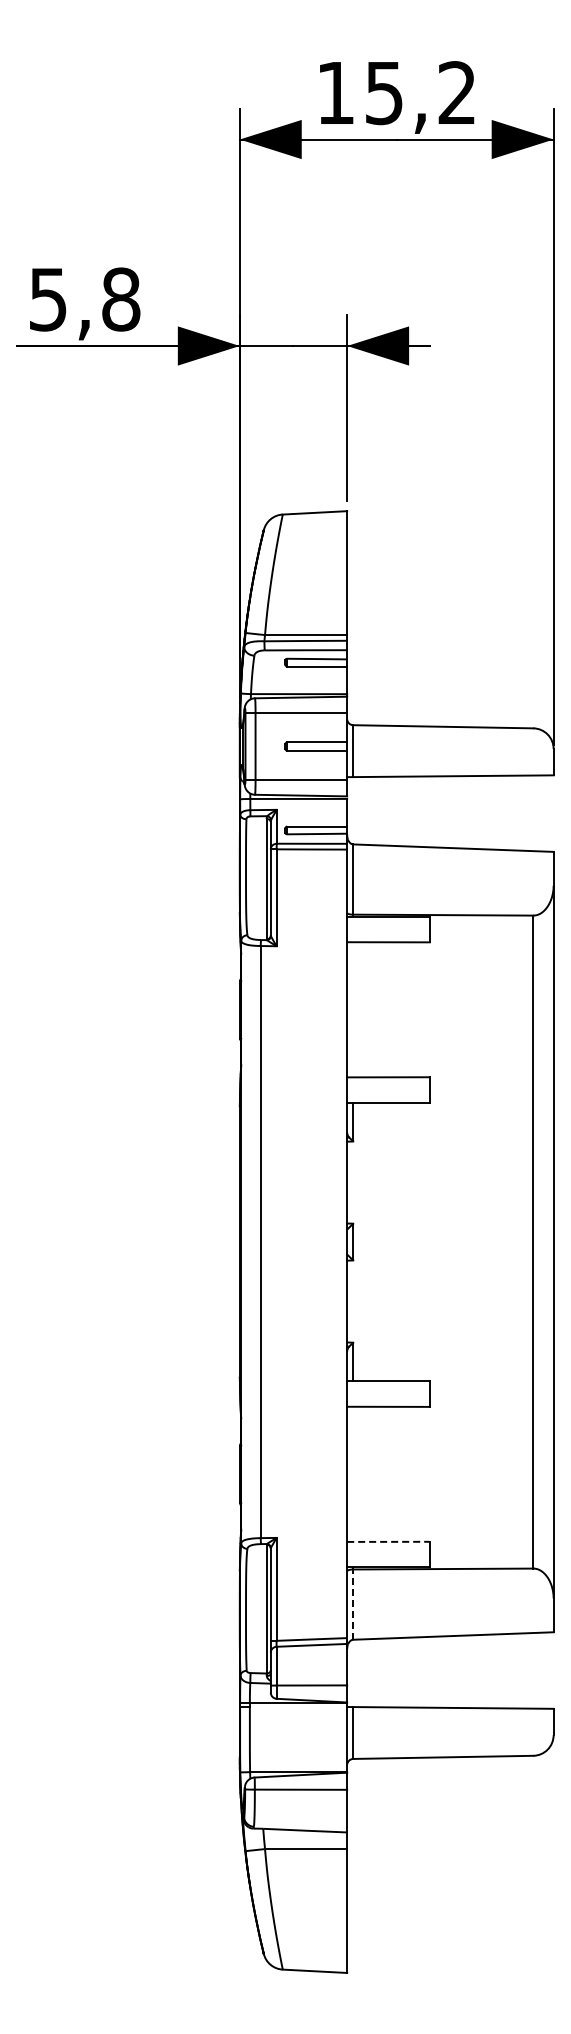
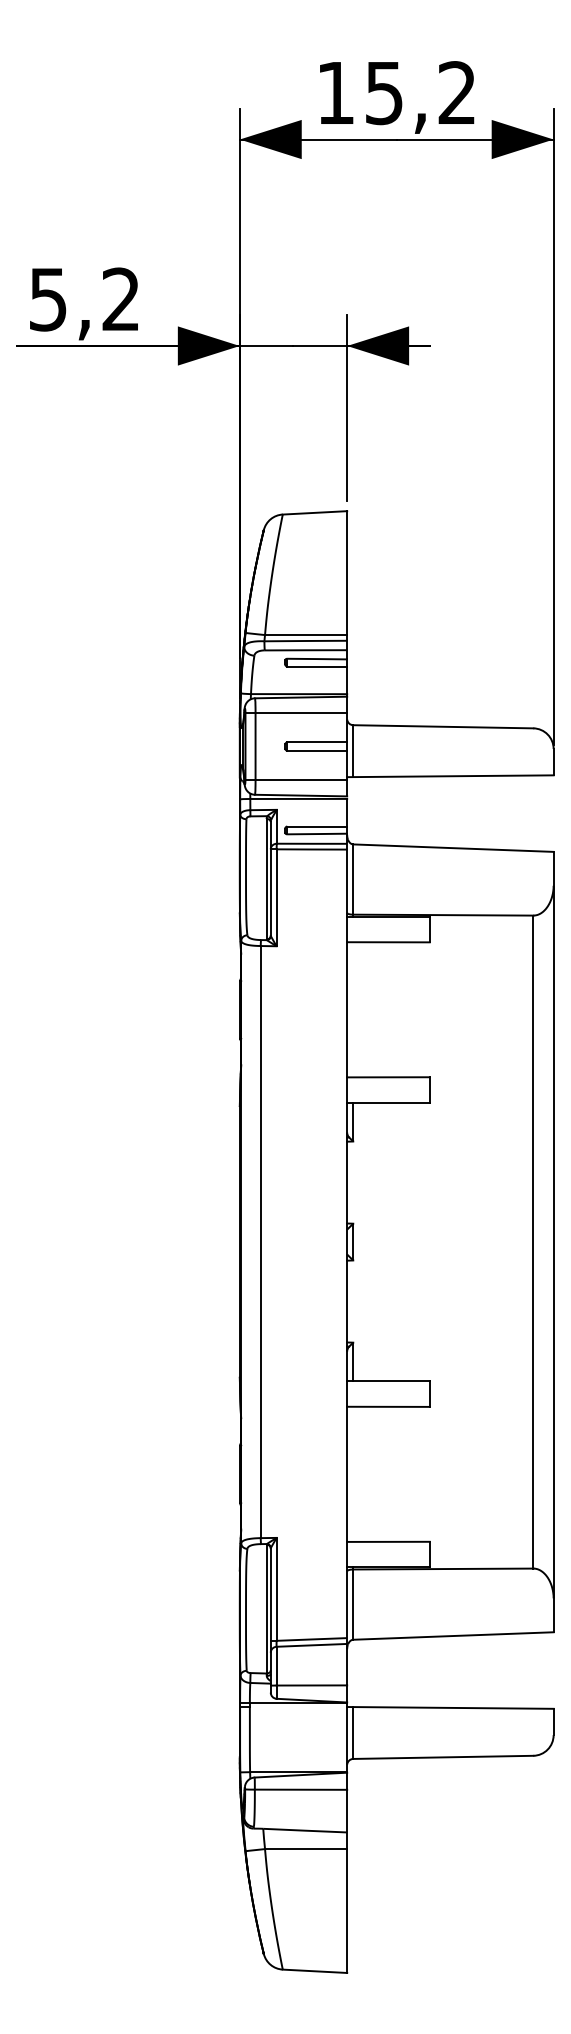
text: 5,8 -> 5,2 (121, 299)
line: dashed -> solid (388, 1541)
line: dashed -> solid (353, 1604)
